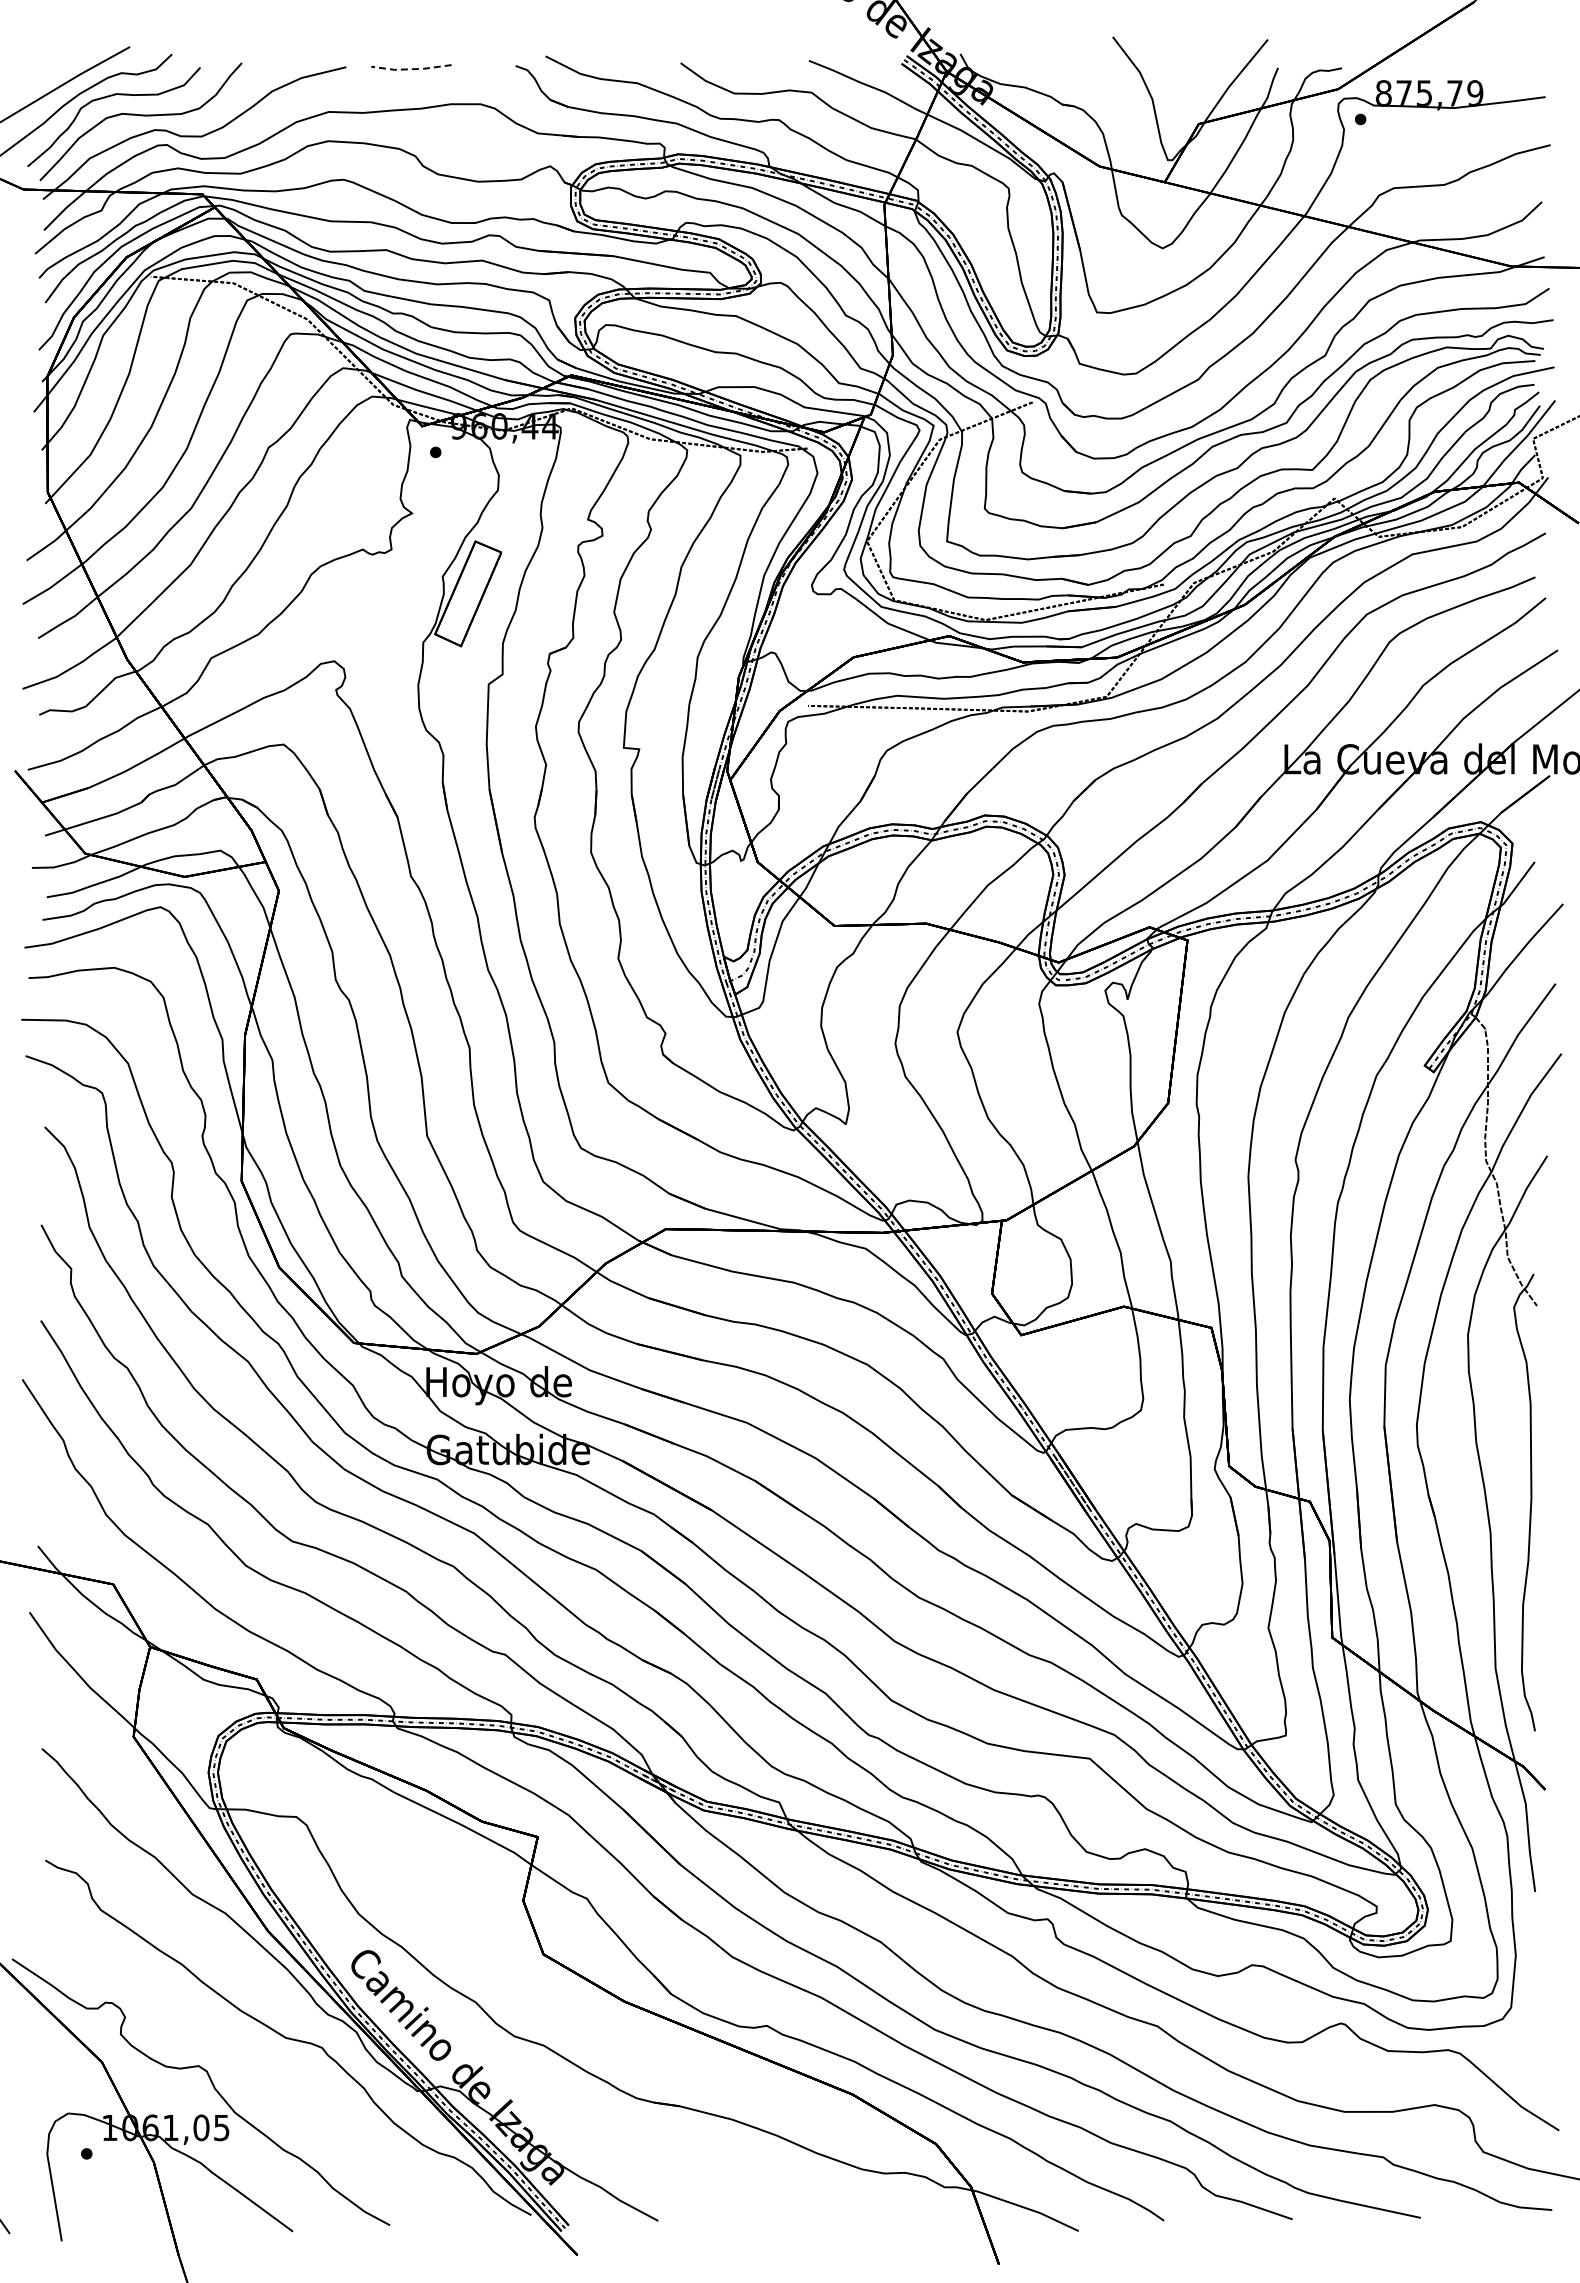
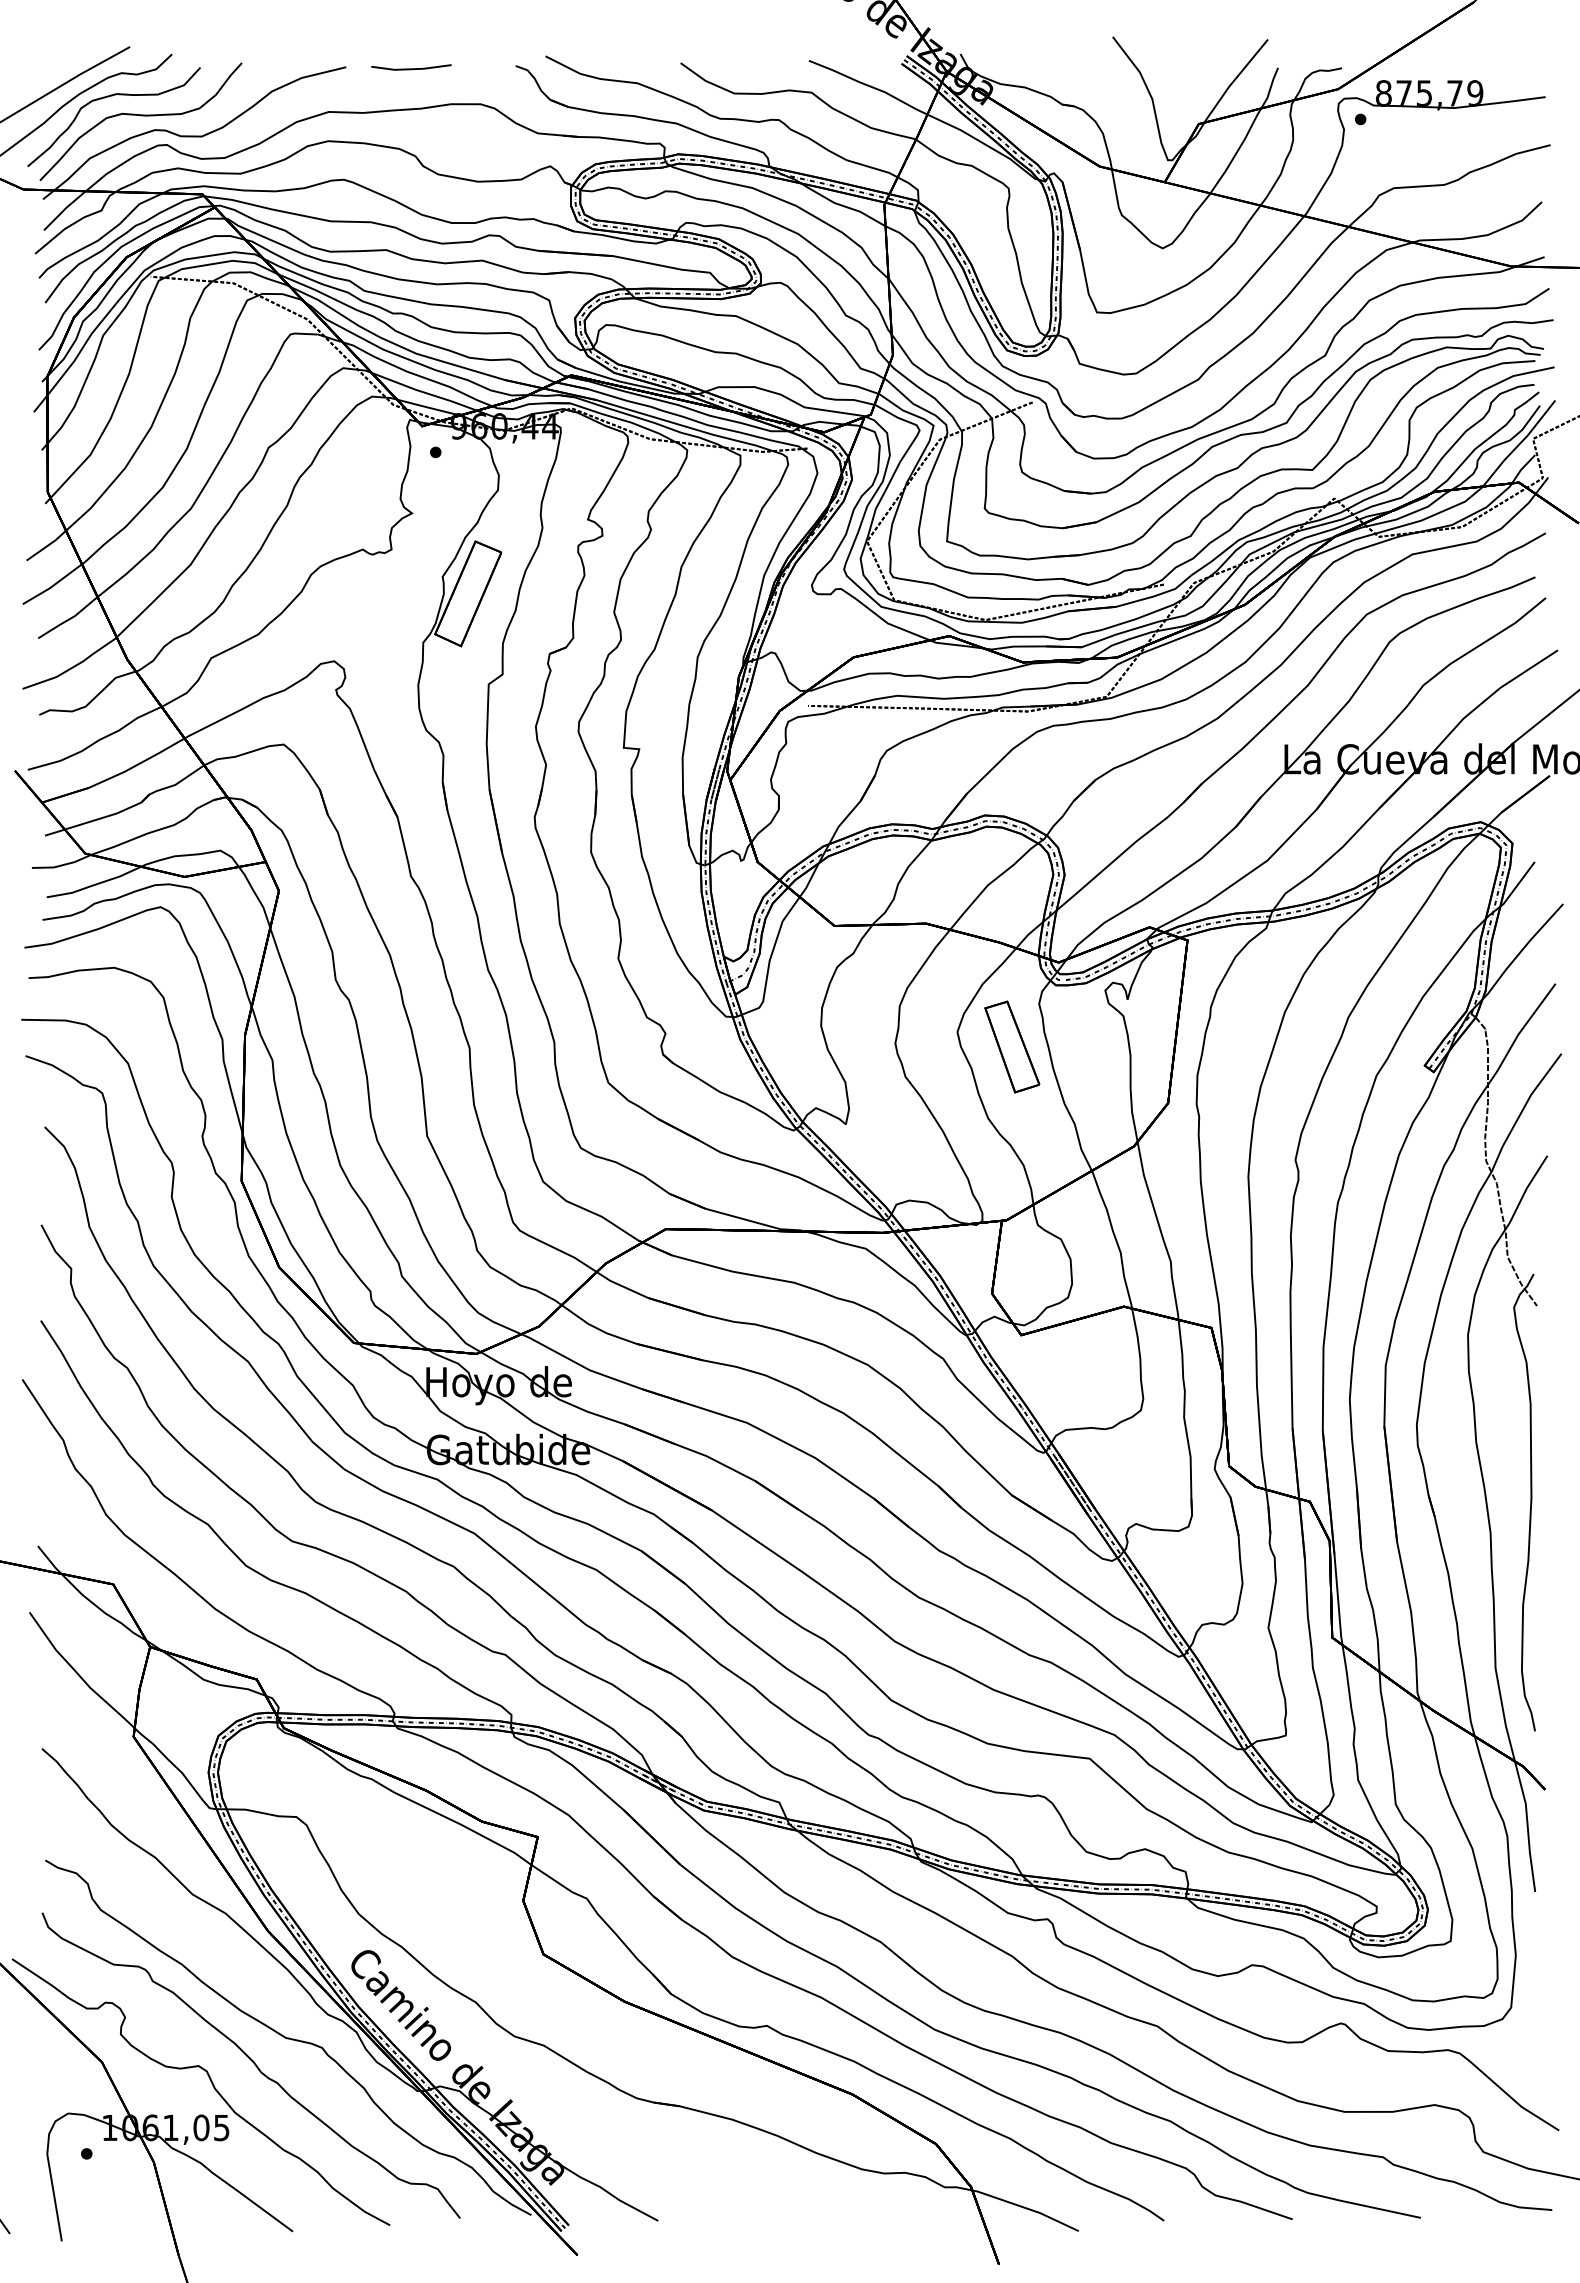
line: dashed -> solid (411, 69)
part: none -> present (1012, 1046)
curve: none -> present (252, 2062)
